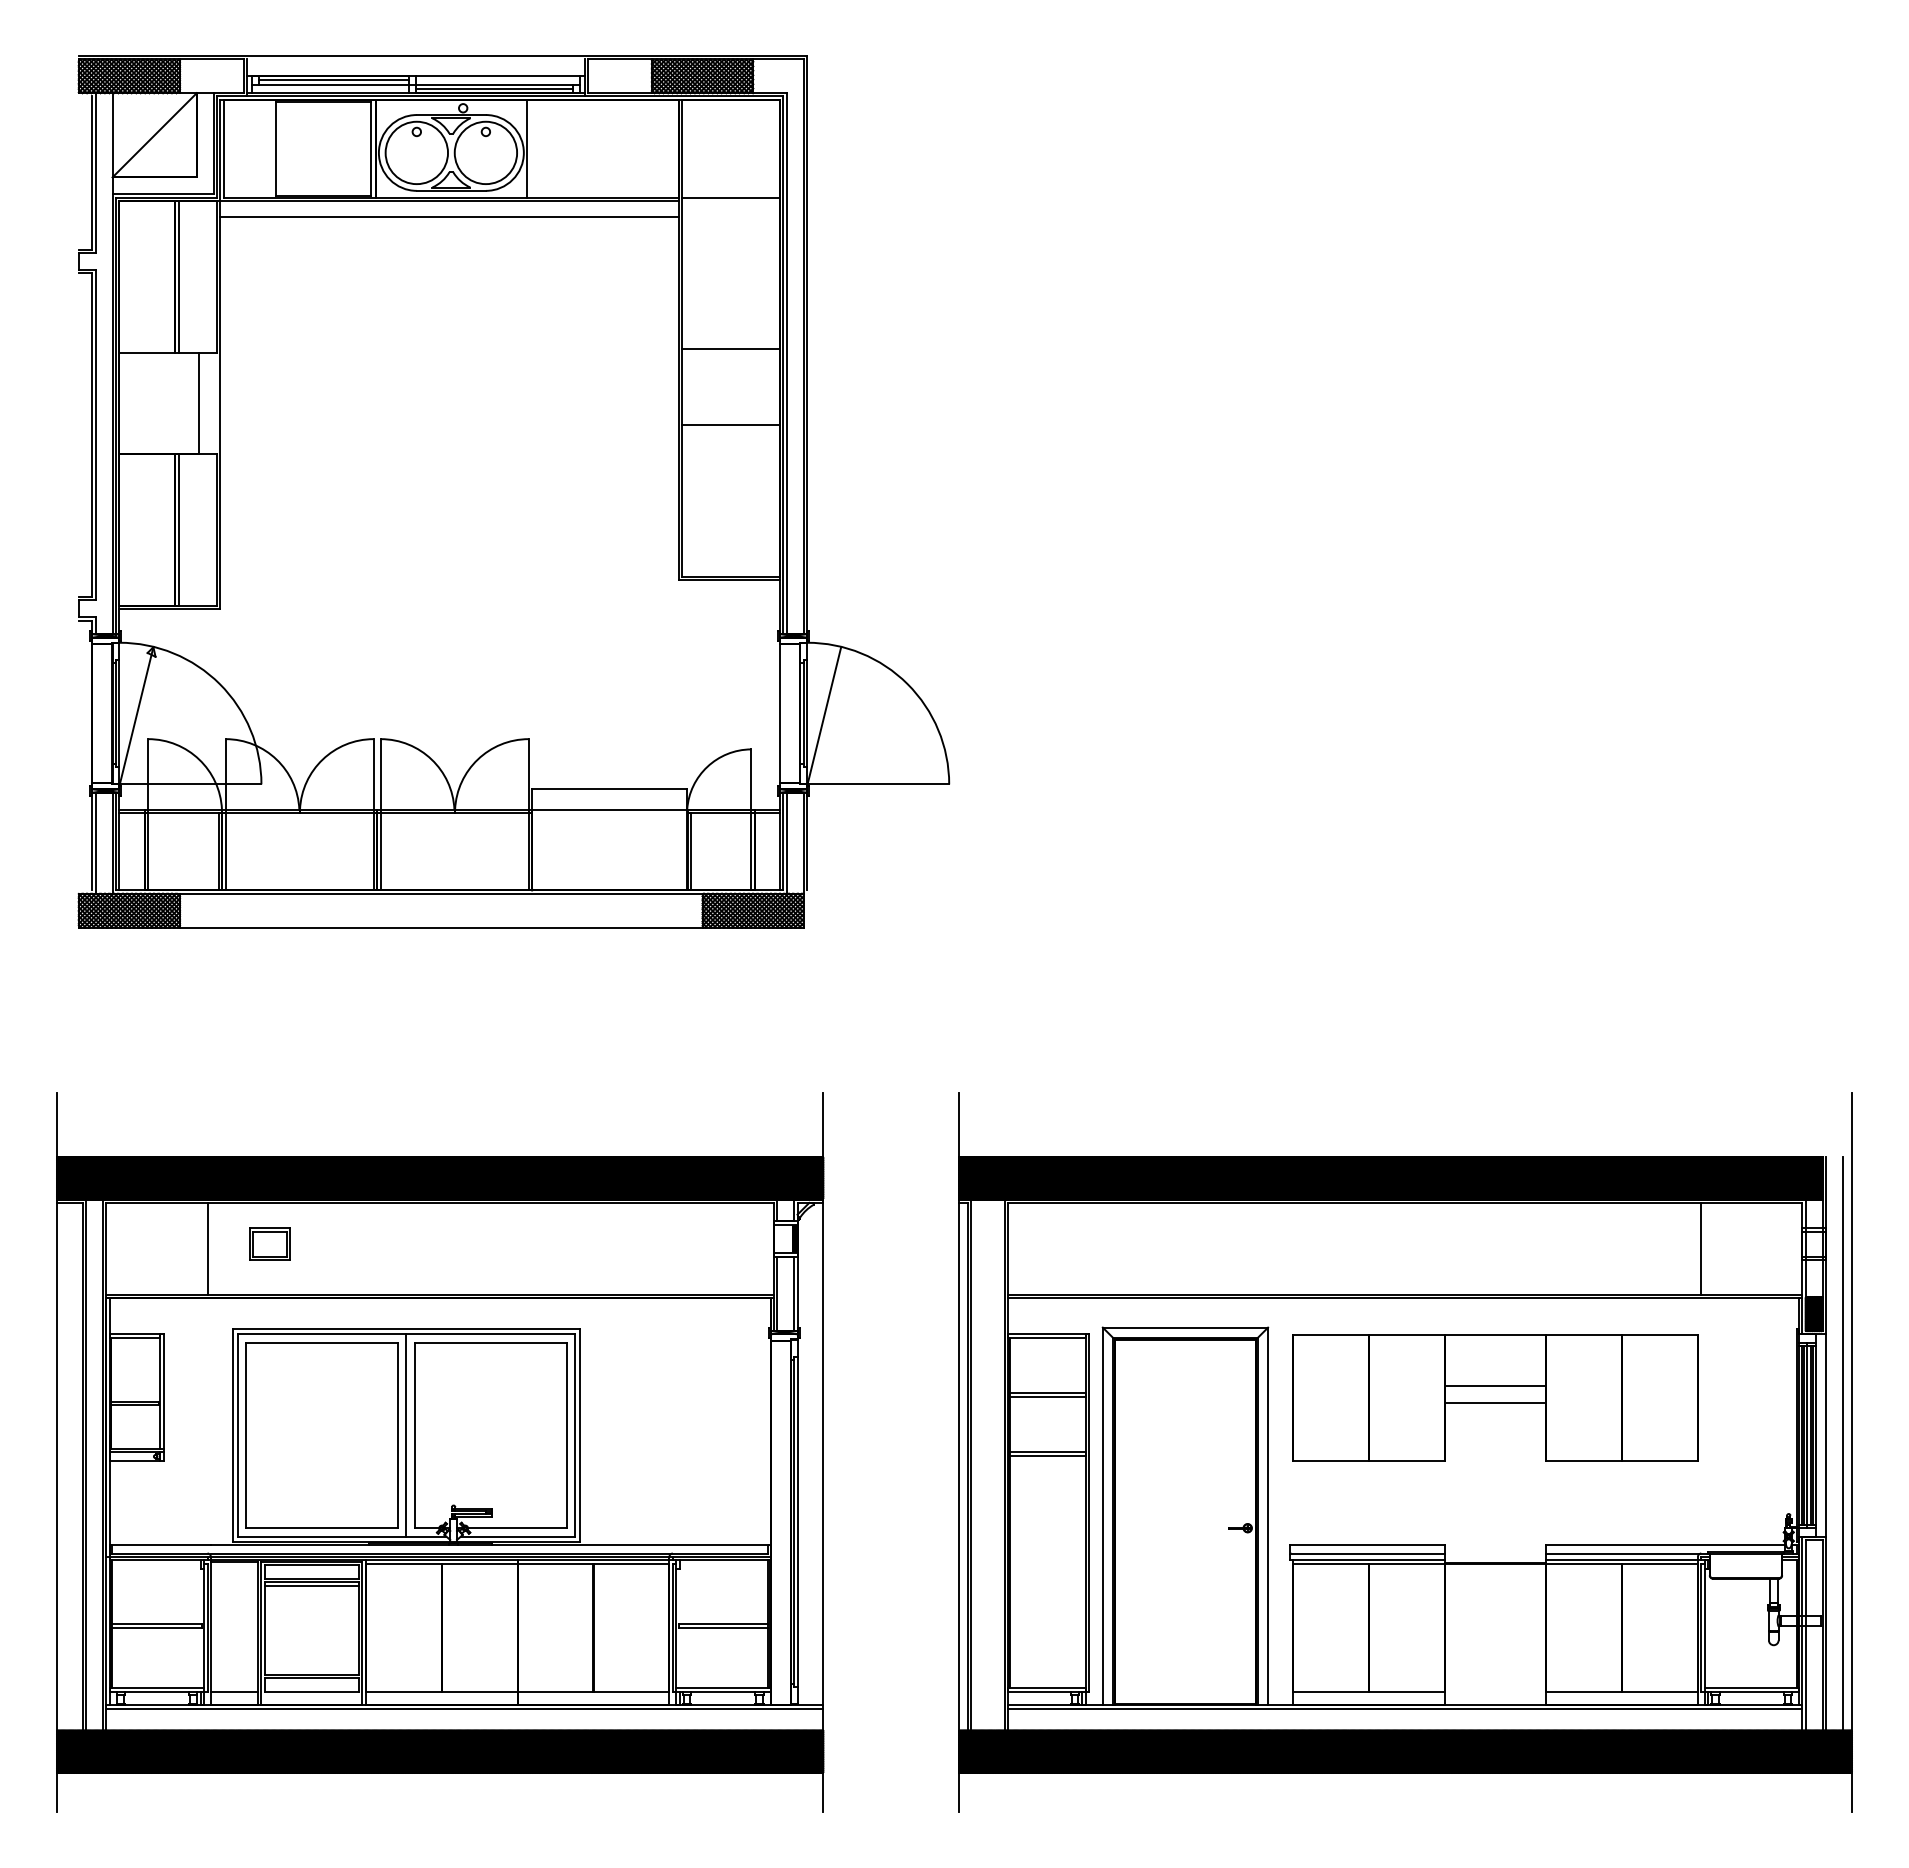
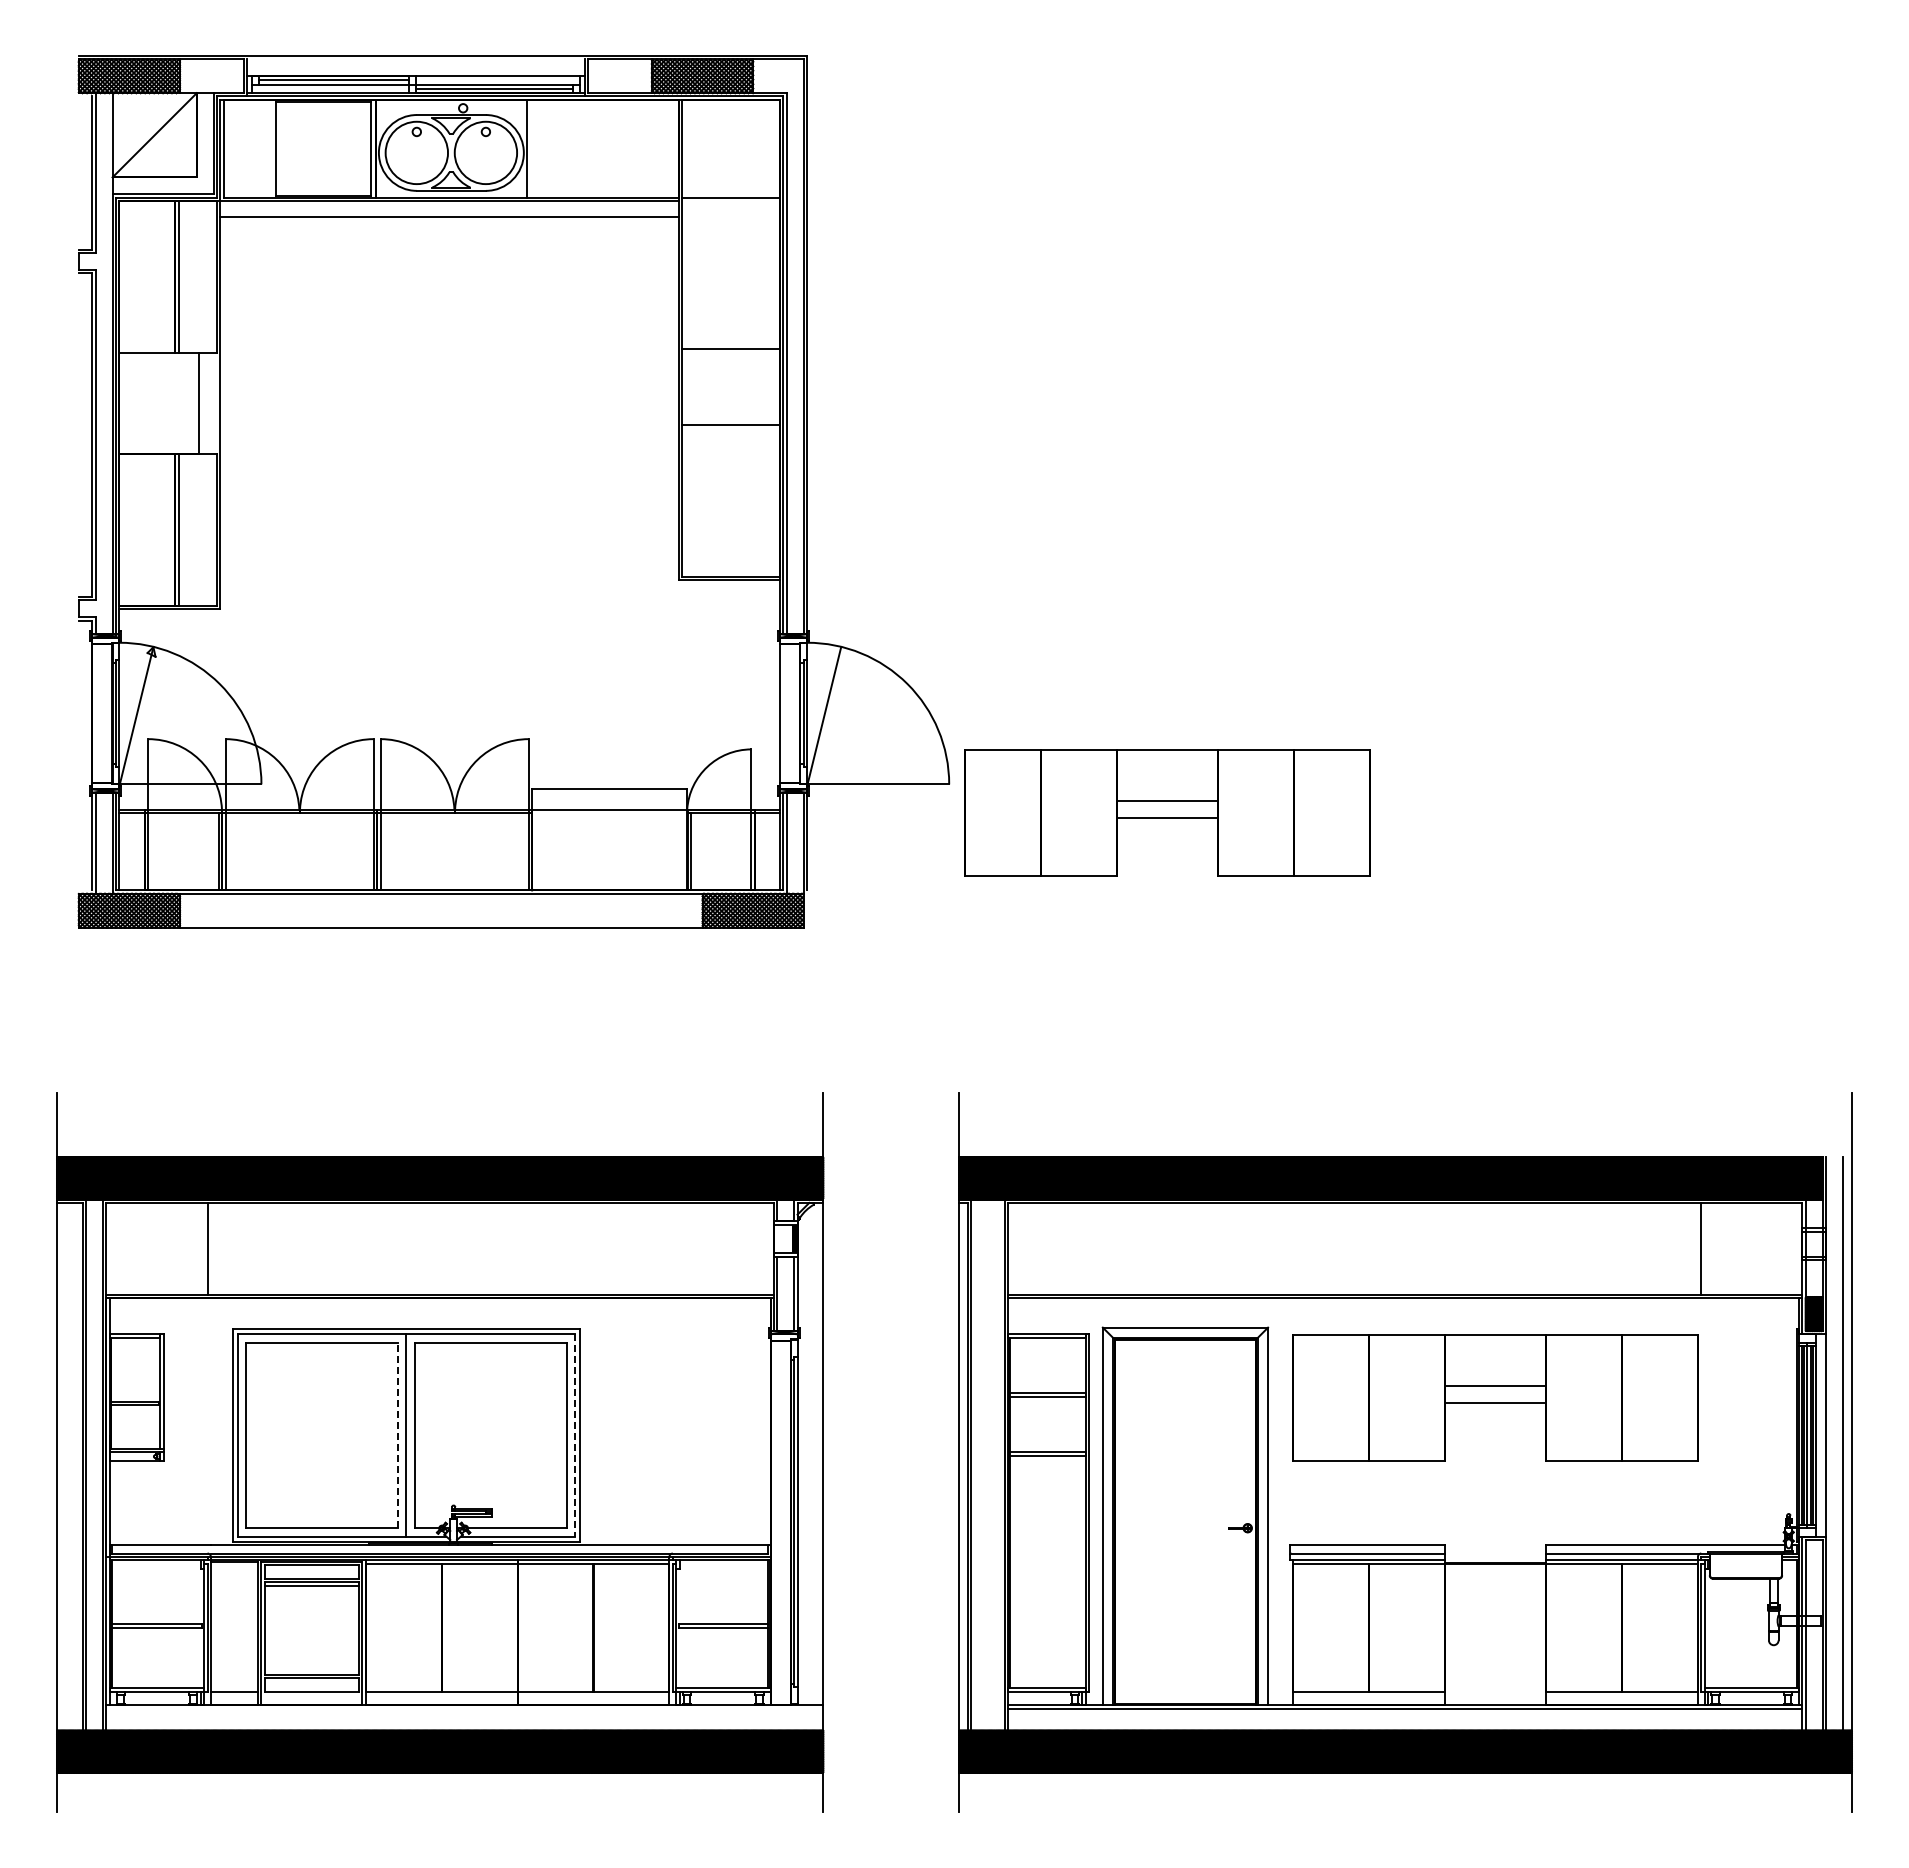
part: none -> present (1167, 812)
part: present -> none (269, 1243)
line: solid -> dashed (398, 1435)
line: solid -> dashed (575, 1436)
line: present -> none (464, 1708)
